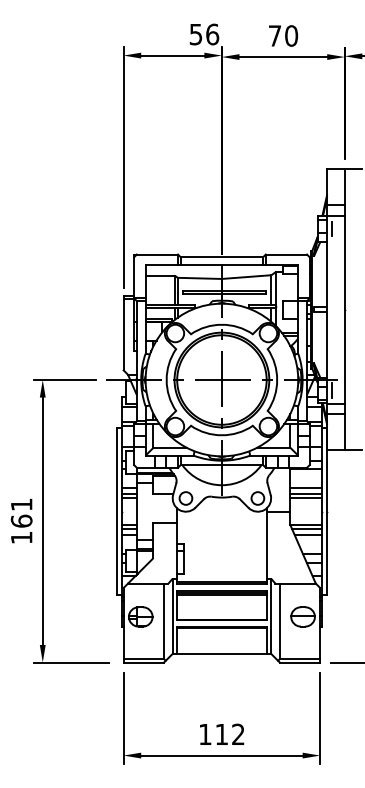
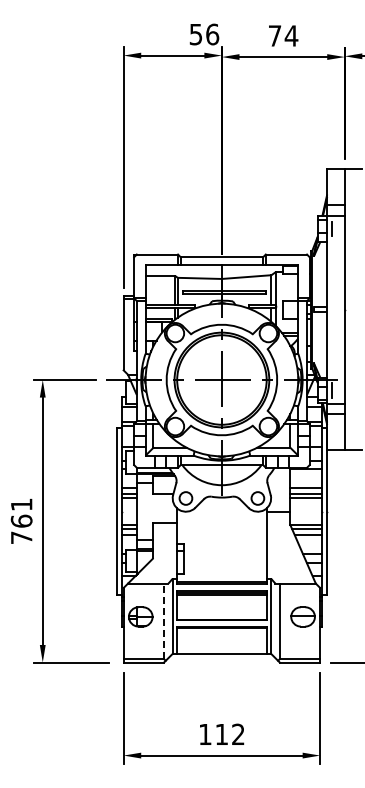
text: 70 -> 74 (291, 35)
text: 161 -> 761 (21, 537)
line: solid -> dashed (164, 621)
